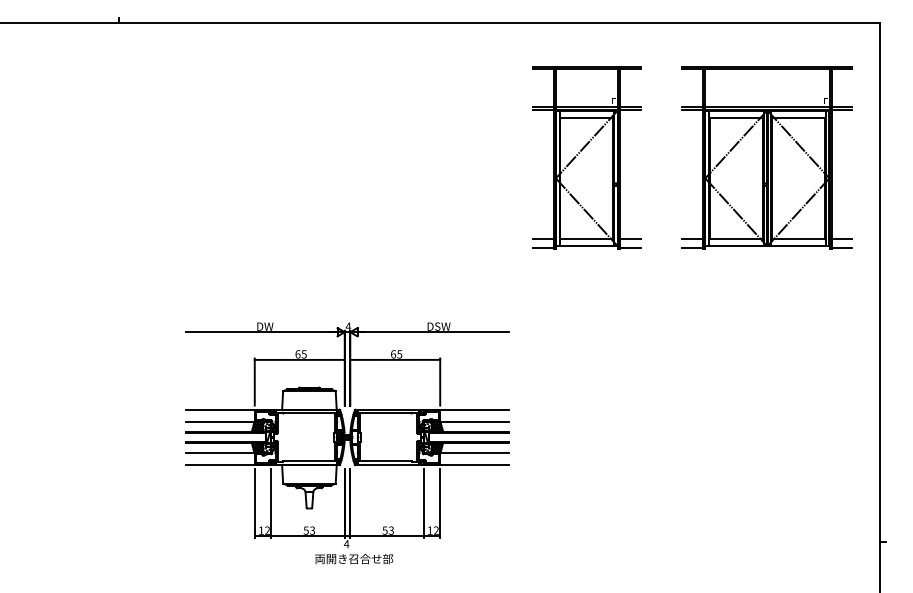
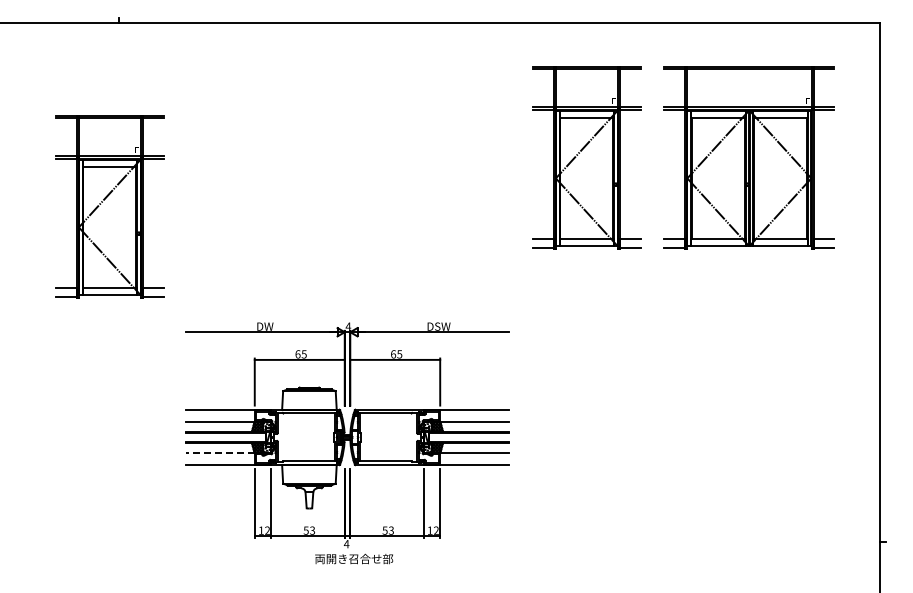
part position: (766, 157) -> (748, 157) (748, 157)
part: none -> present (109, 206)
line: solid -> dashed (220, 453)
